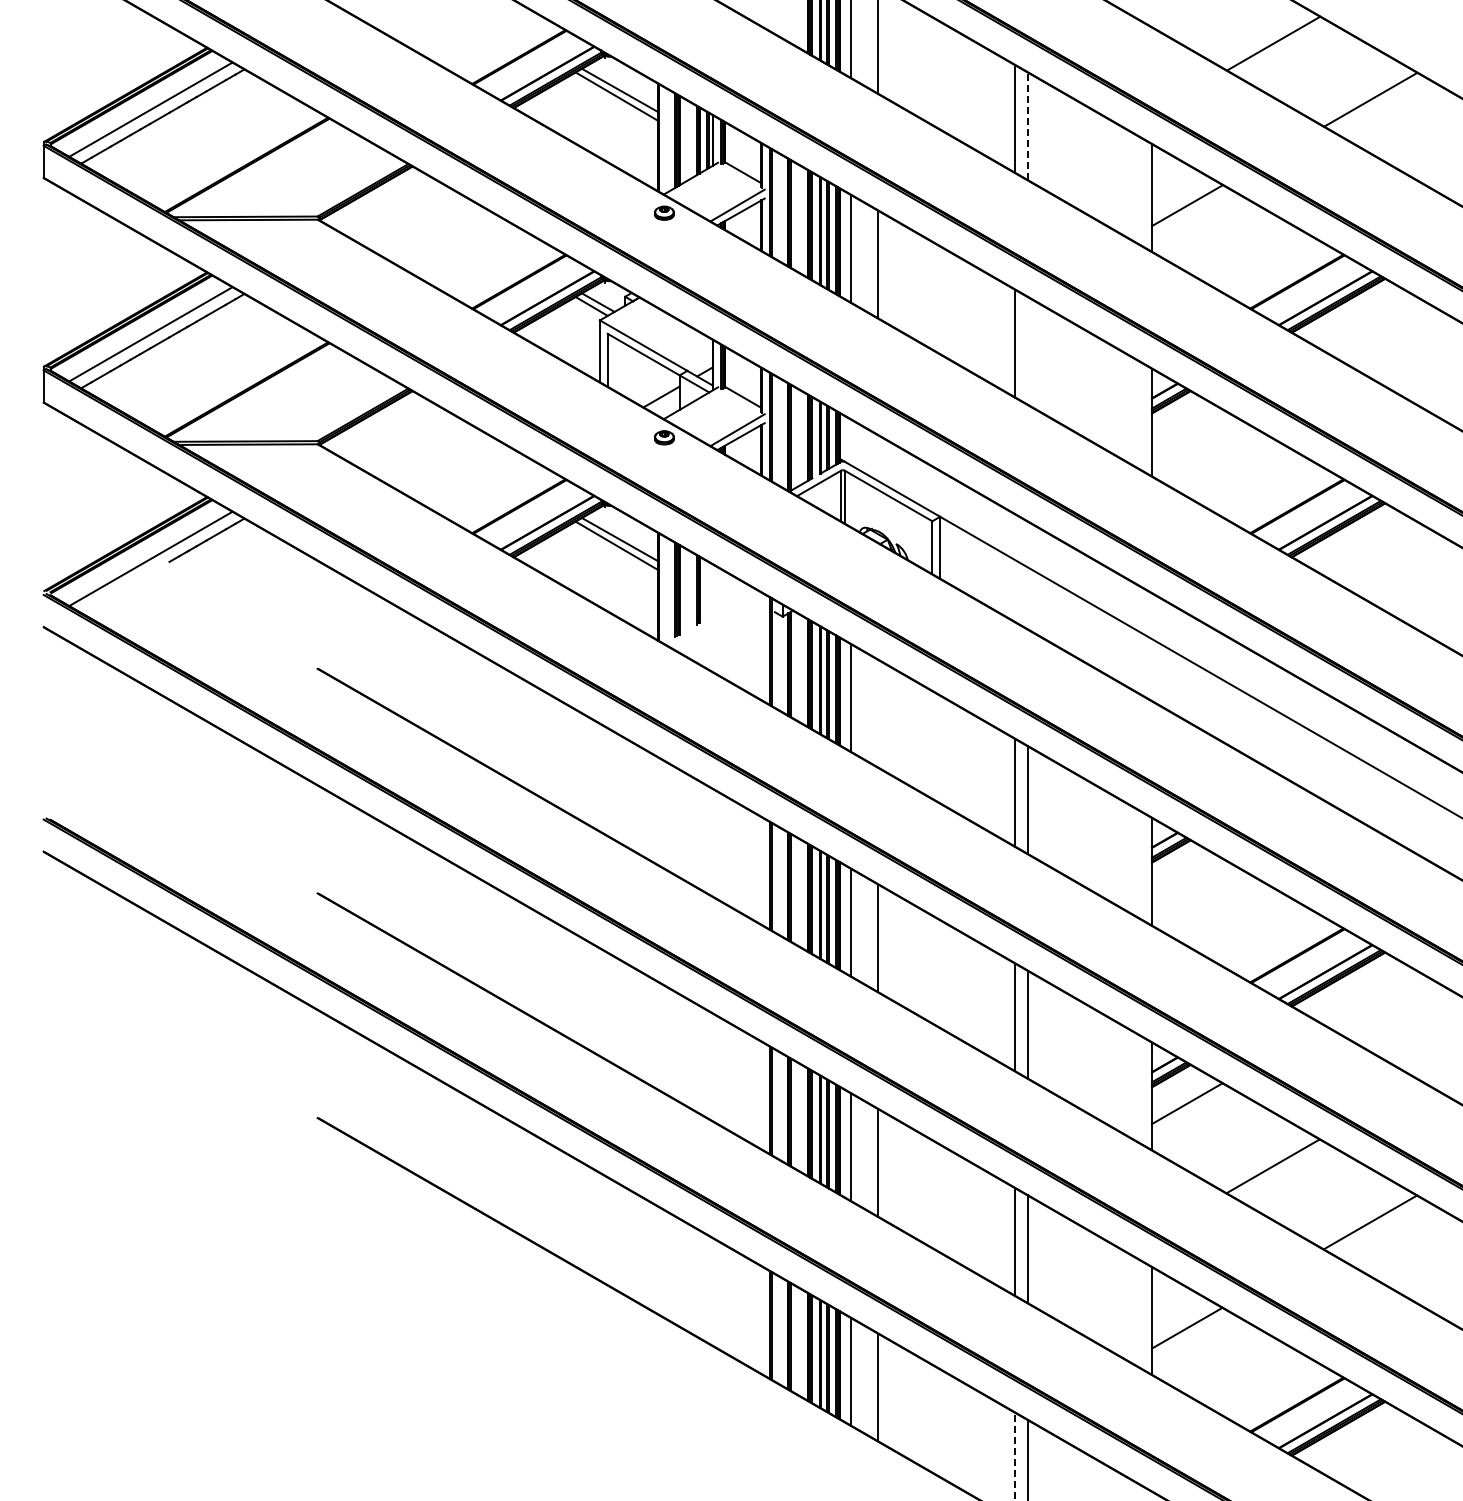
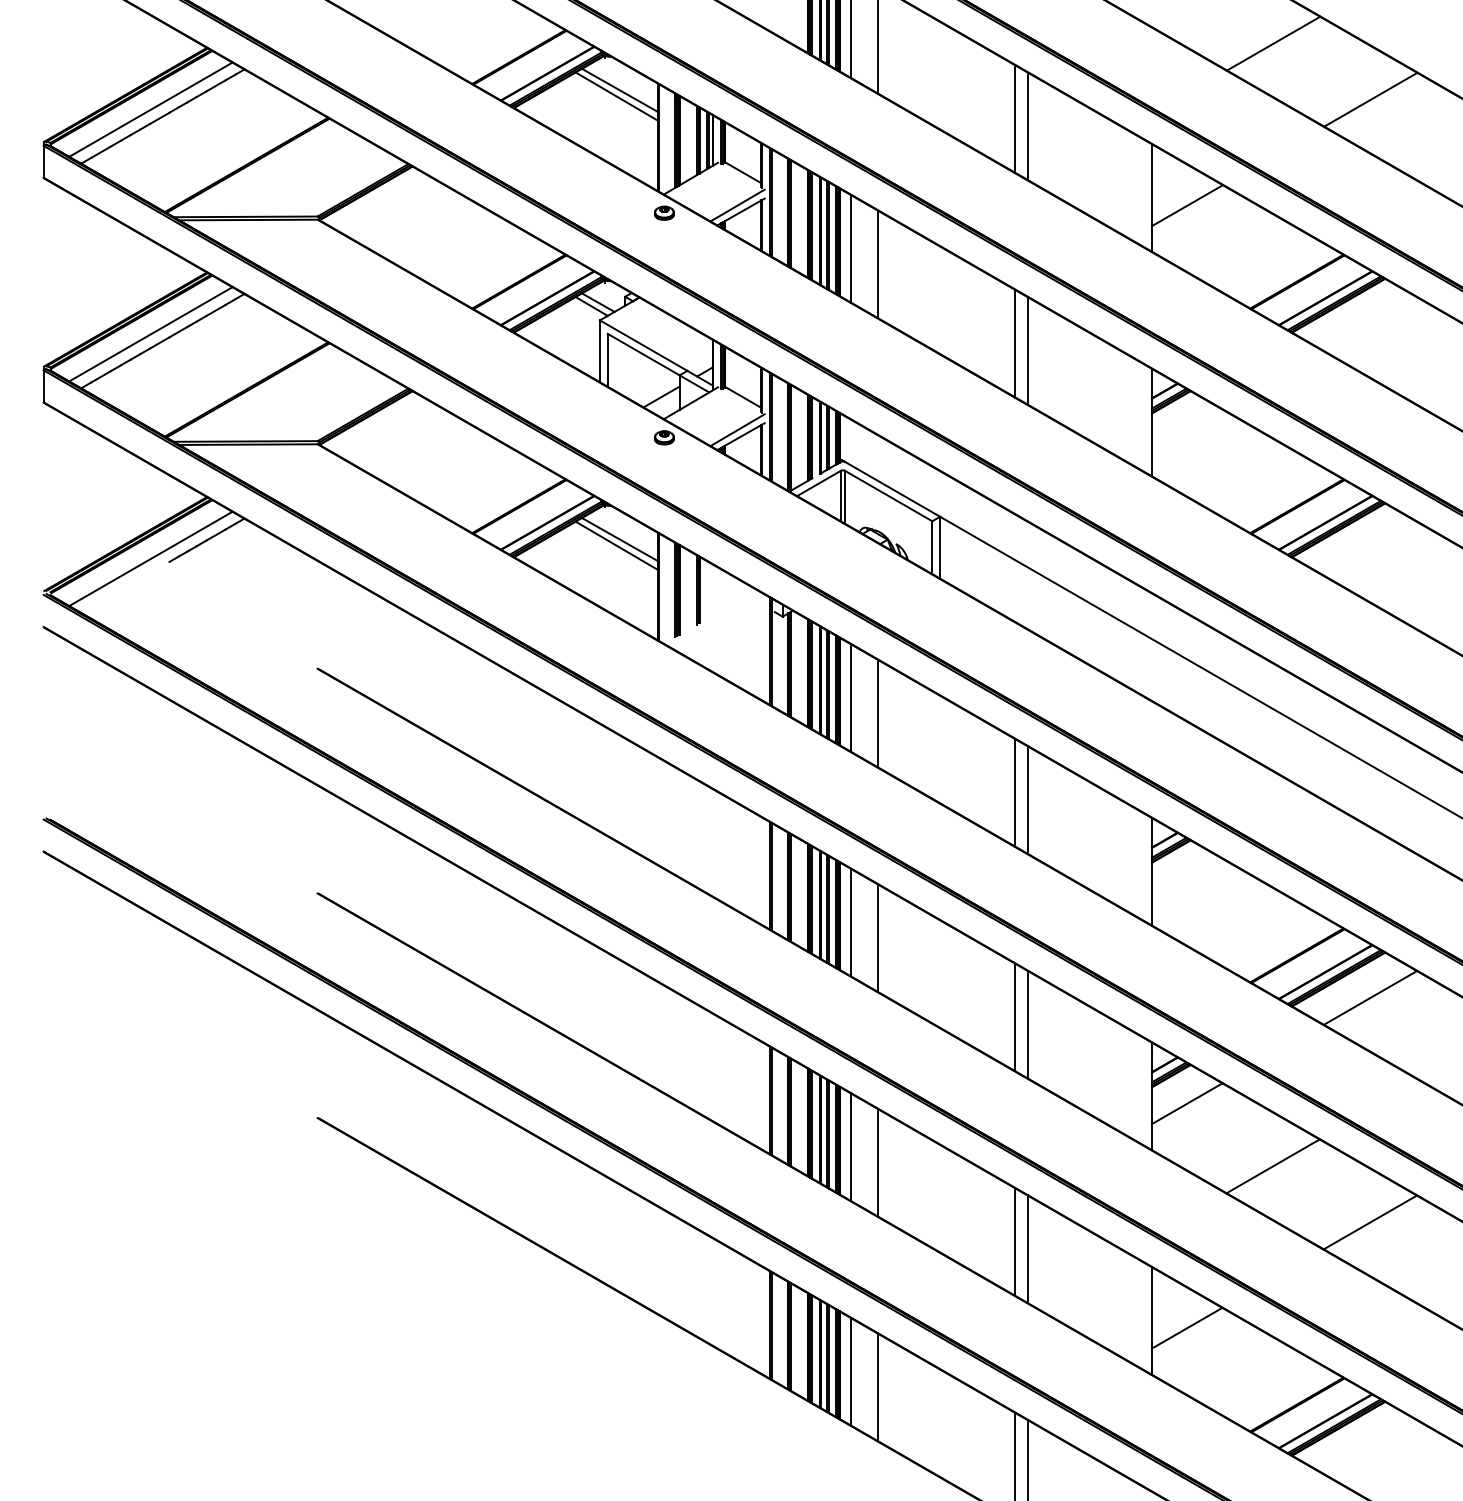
line: dashed -> solid (1027, 126)
line: none -> present (1027, 350)
line: none -> present (878, 713)
line: none -> present (1369, 997)
line: dashed -> solid (1015, 1456)
